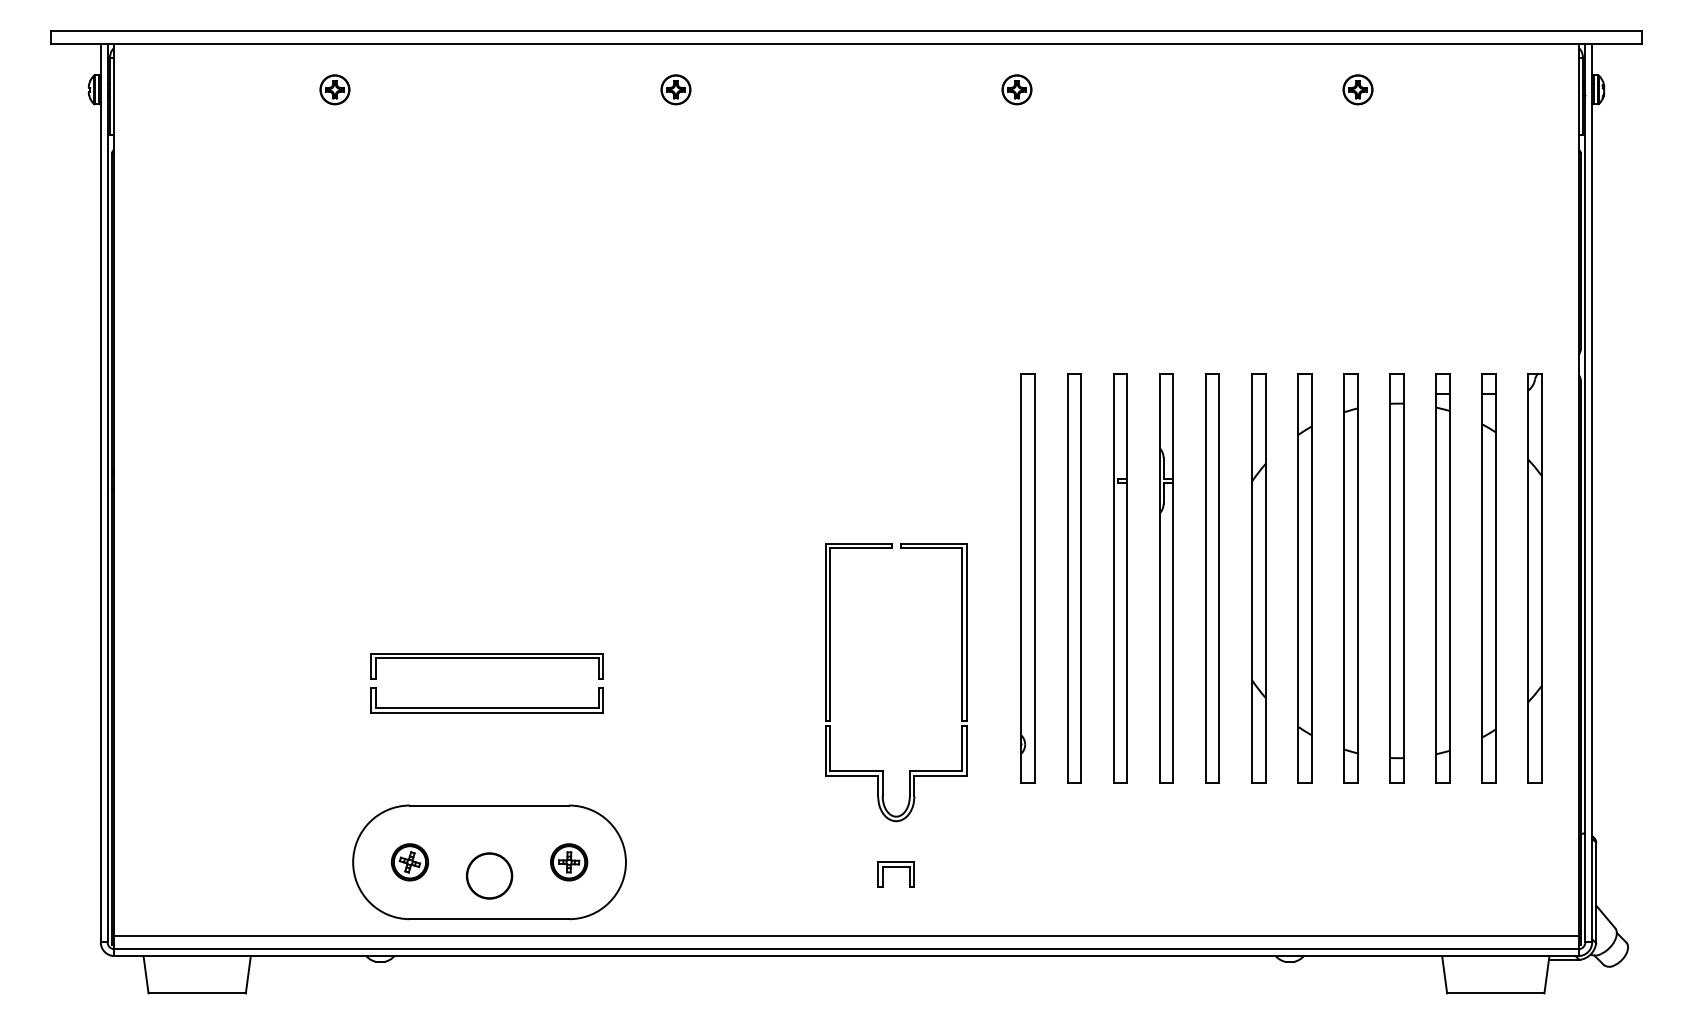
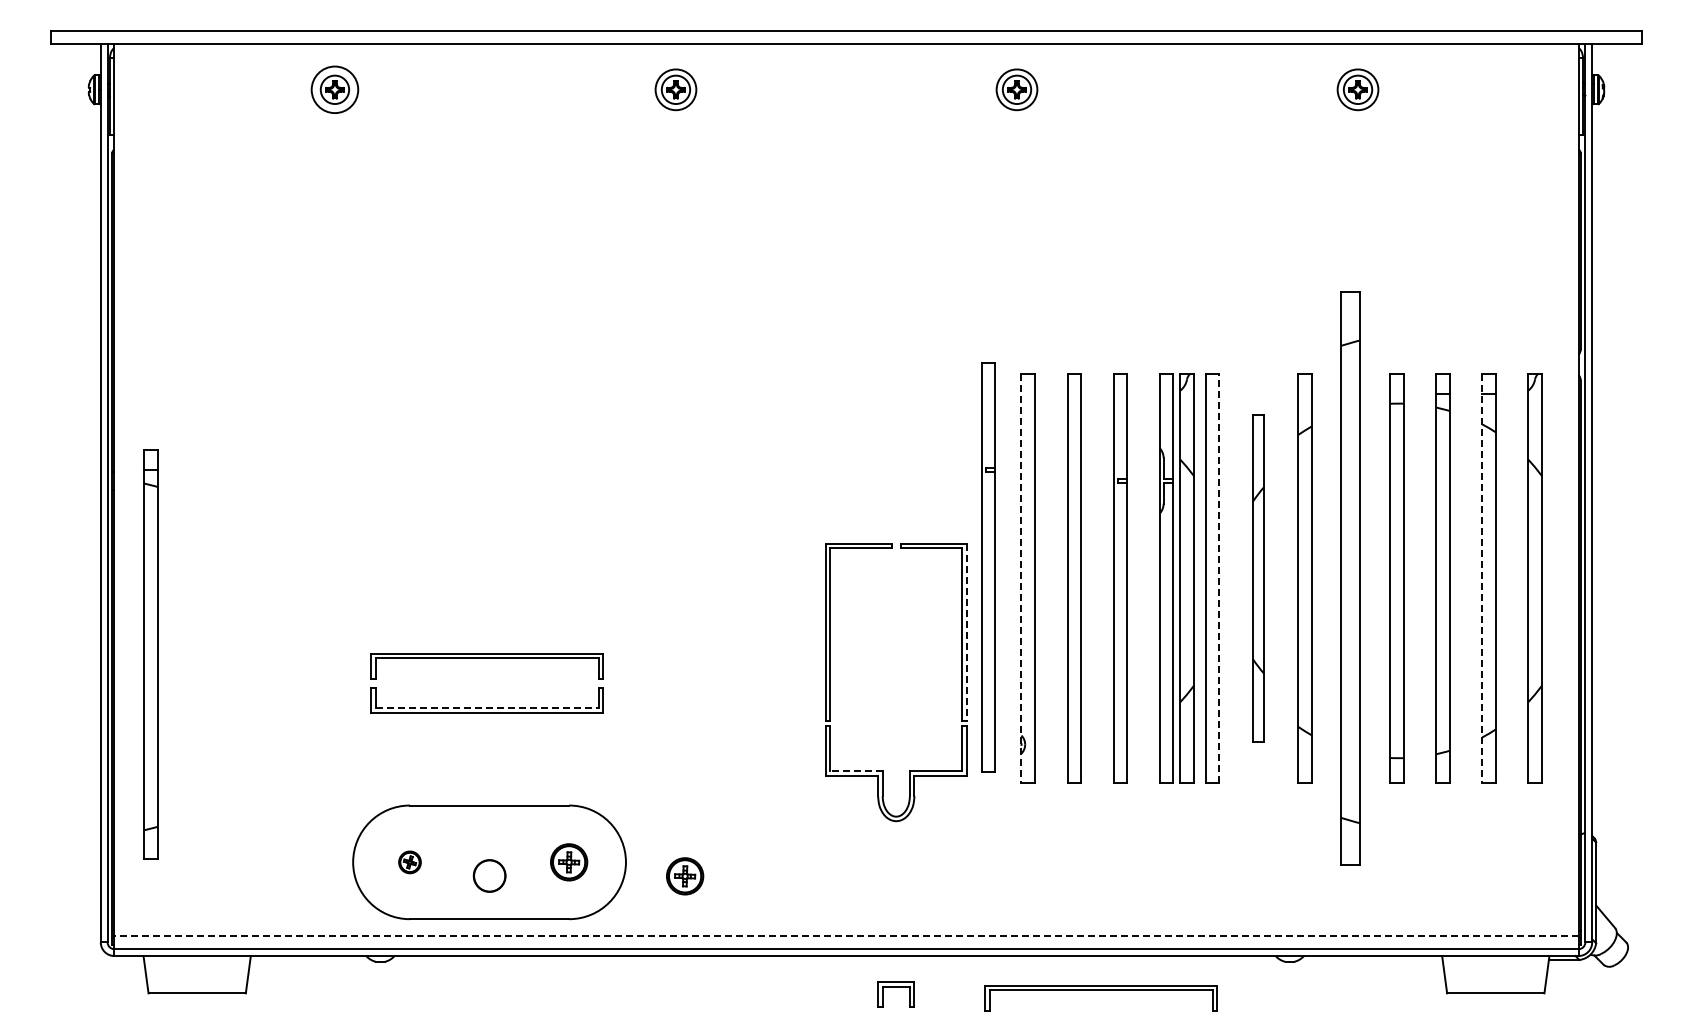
circle diameter: 29 px -> 47 px (334, 89)
circle diameter: 29 px -> 41 px (675, 89)
circle diameter: 29 px -> 41 px (1016, 89)
circle diameter: 29 px -> 41 px (1357, 89)
part: none -> present (988, 567)
line: solid -> dashed (1021, 578)
part: none -> present (1186, 578)
line: solid -> dashed (1219, 578)
part size: 16x411 px -> 13x329 px (1258, 578)
part size: 16x411 px -> 21x575 px (1350, 578)
line: solid -> dashed (1482, 578)
line: solid -> dashed (966, 632)
part: none -> present (150, 654)
line: solid -> dashed (487, 708)
line: solid -> dashed (856, 771)
part size: 40x39 px -> 24x25 px (409, 862)
part position: (895, 867) -> (895, 987) (895, 987)
circle size: 48x48 px -> 35x34 px (489, 875)
part: none -> present (685, 876)
line: solid -> dashed (846, 935)
part: none -> present (1100, 990)
